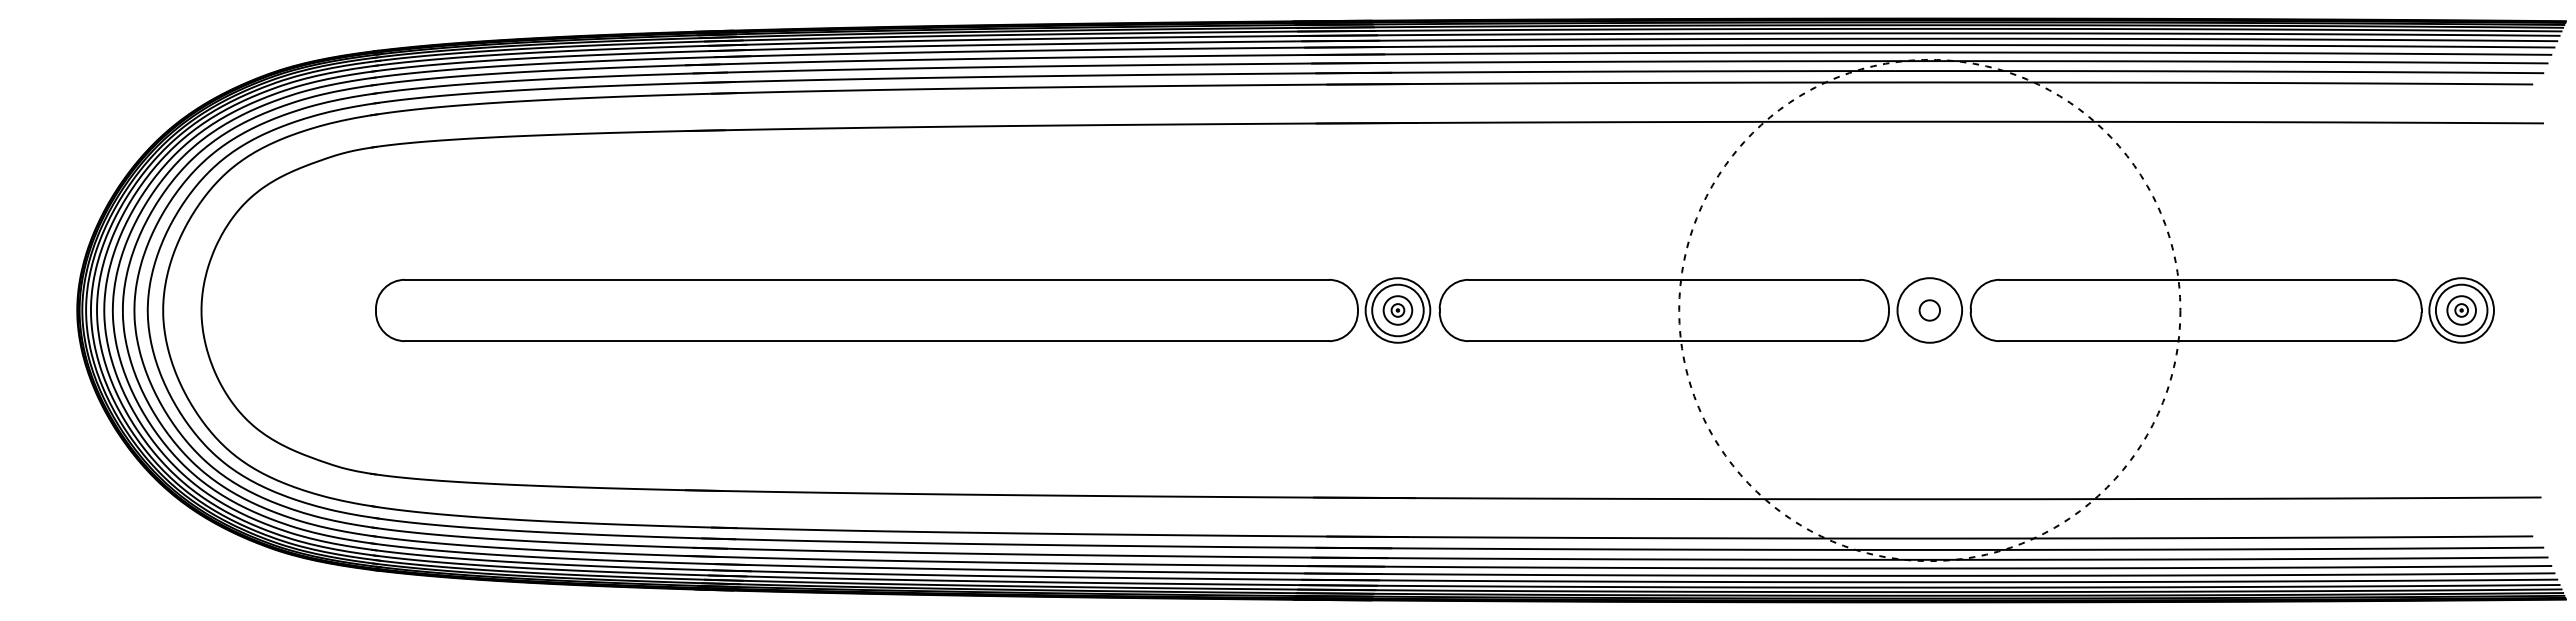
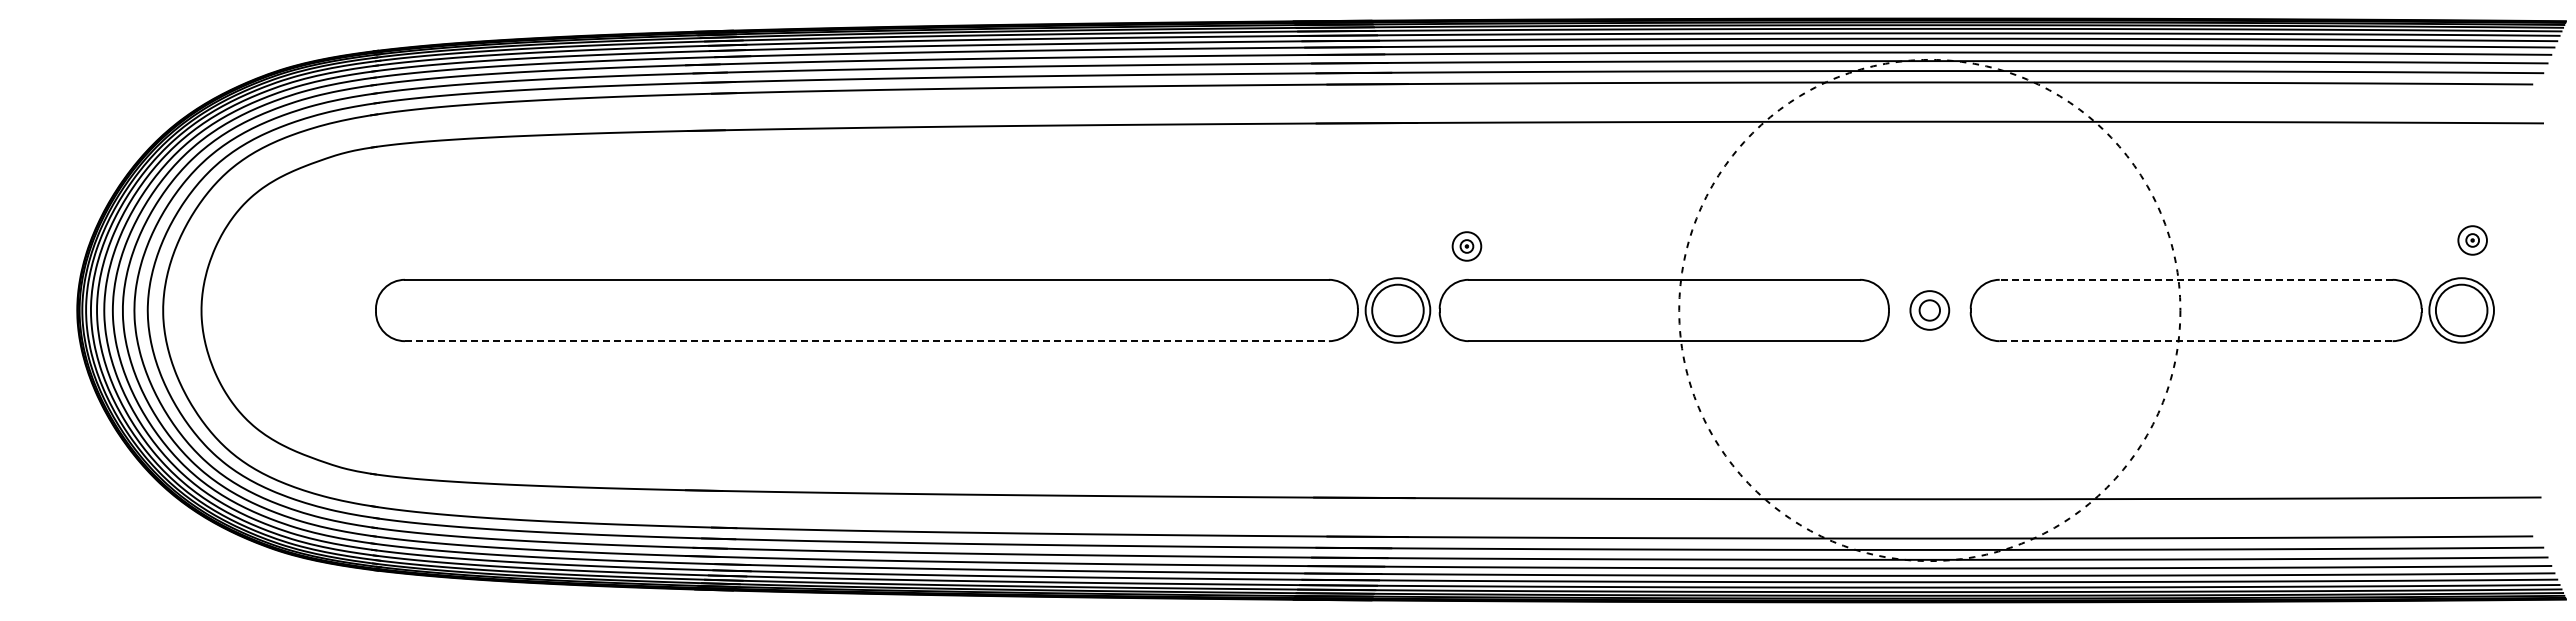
line: solid -> dashed (2195, 279)
part position: (1397, 310) -> (1466, 246) (1466, 246)
circle diameter: 65 px -> 39 px (1929, 310)
part position: (2461, 310) -> (2472, 240) (2472, 240)
line: solid -> dashed (866, 341)
line: solid -> dashed (2196, 341)
